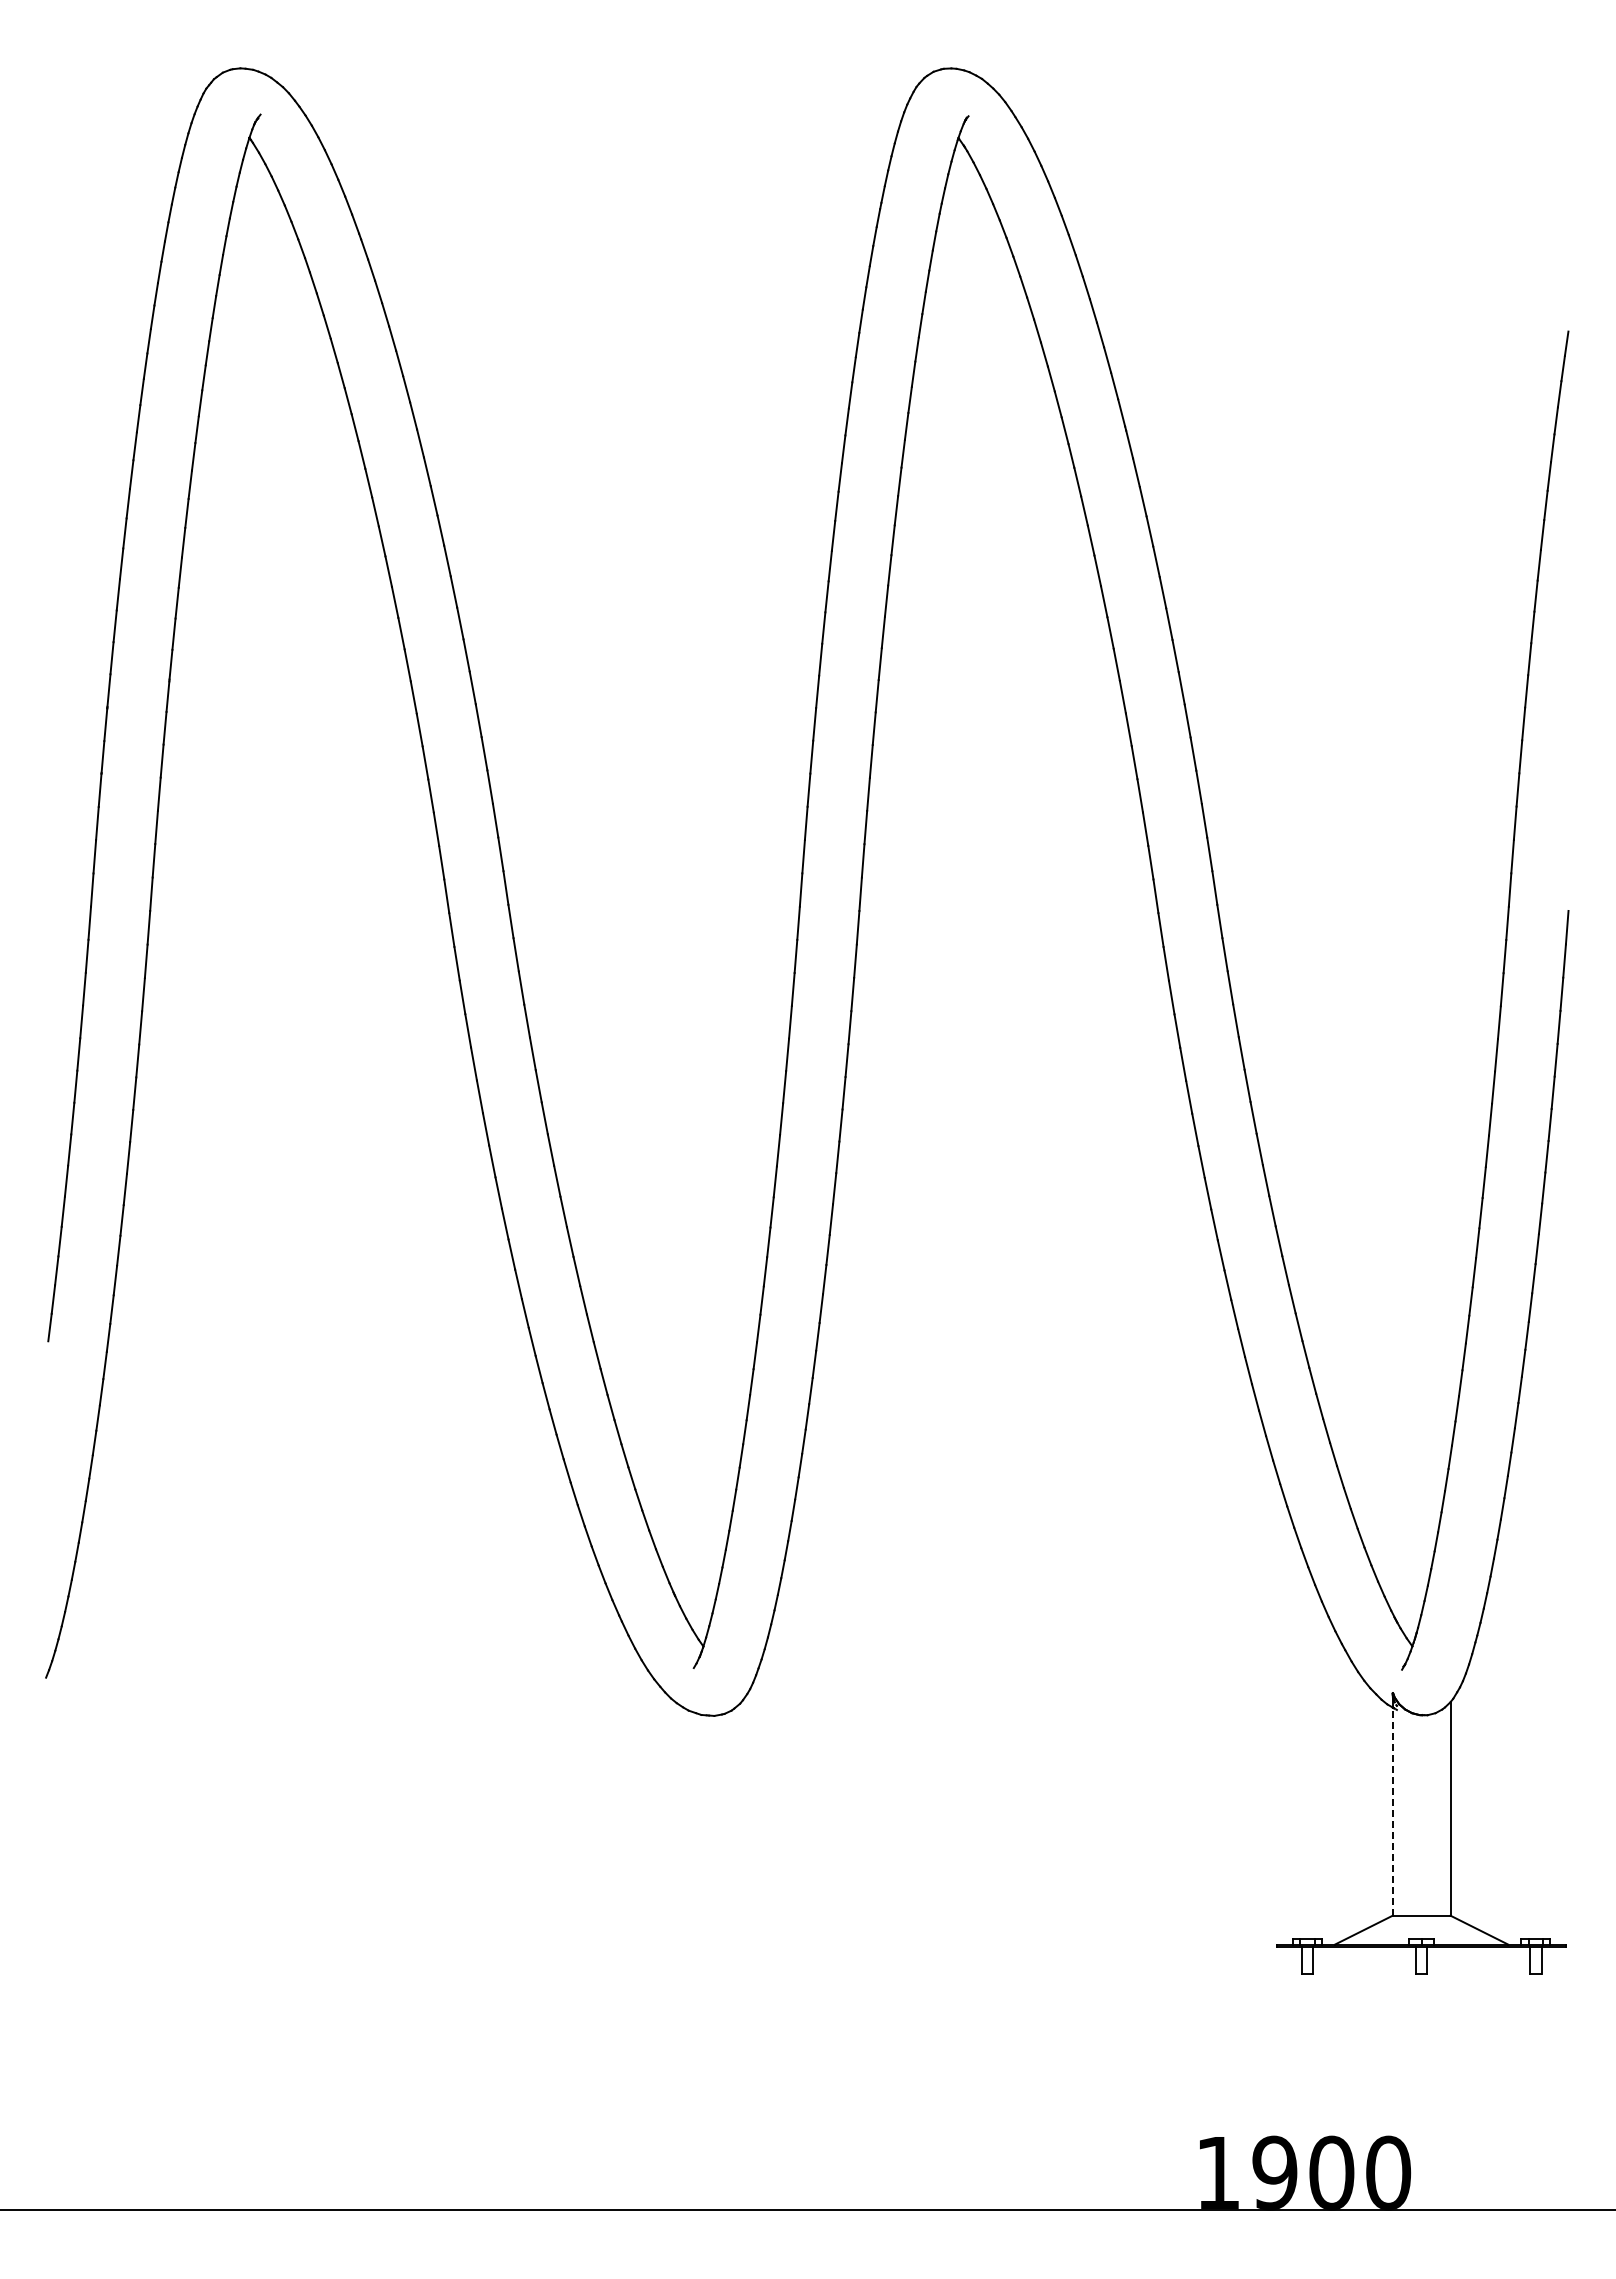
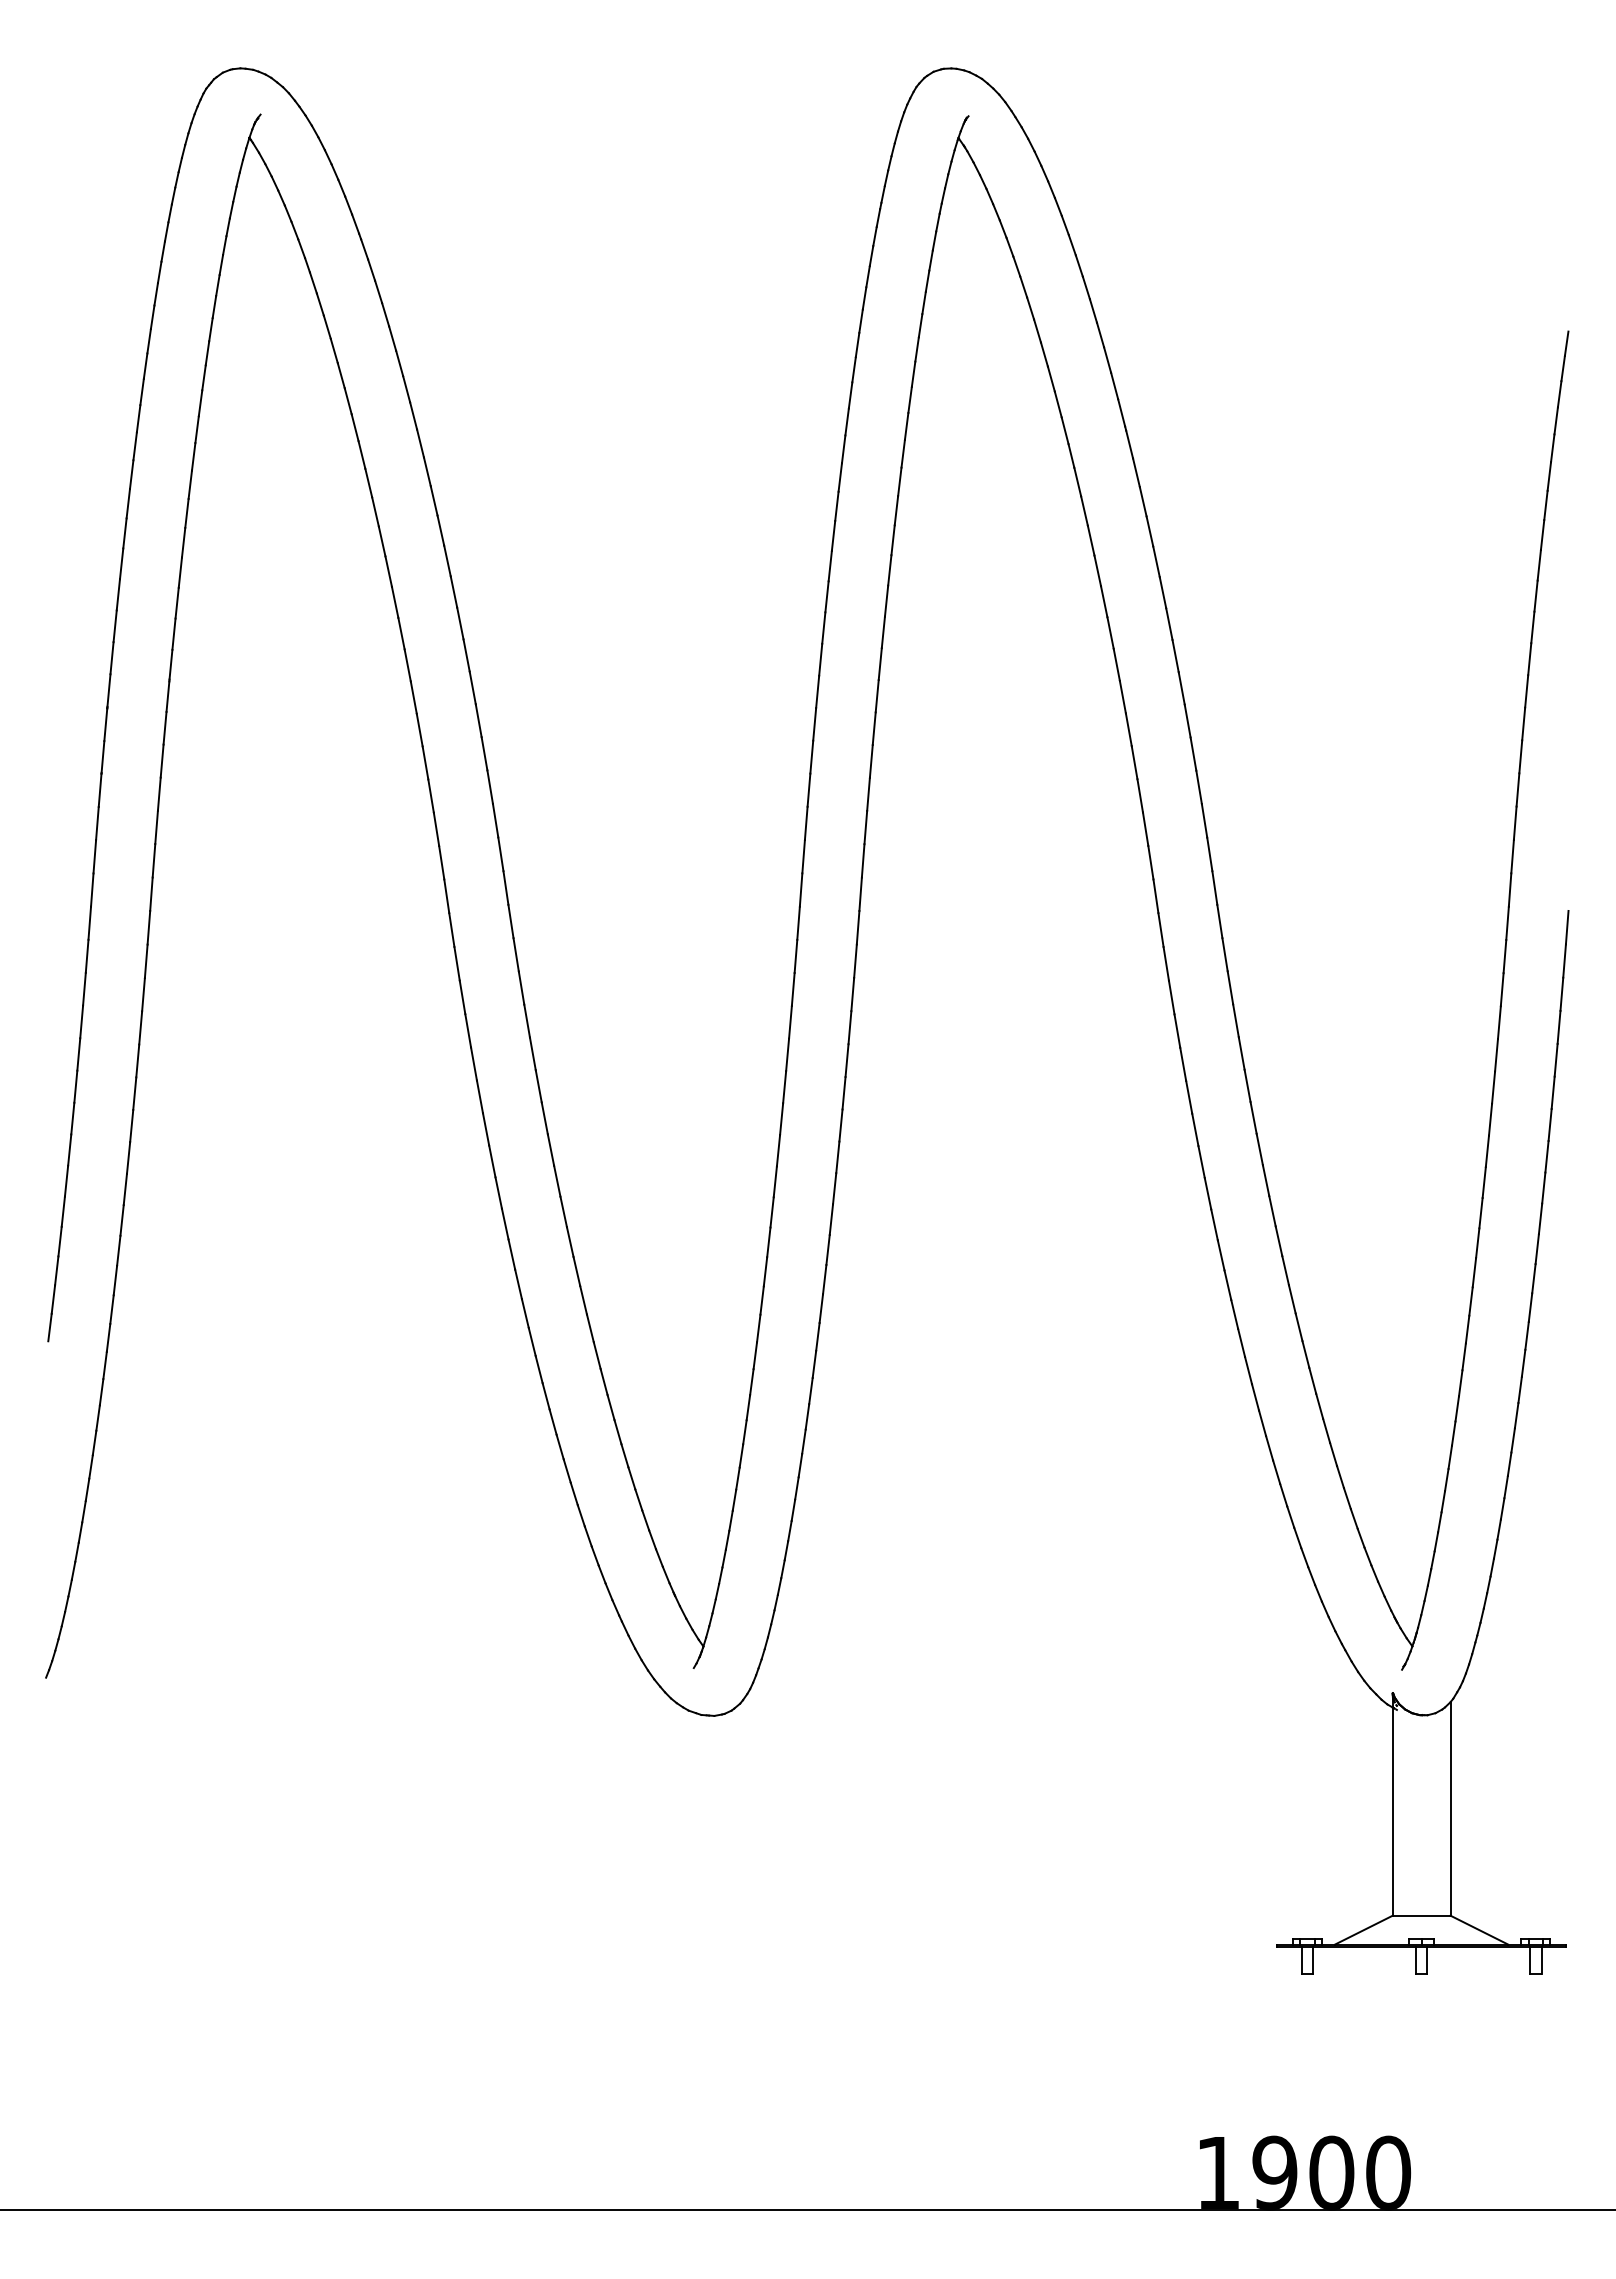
line: dashed -> solid (1392, 1811)
